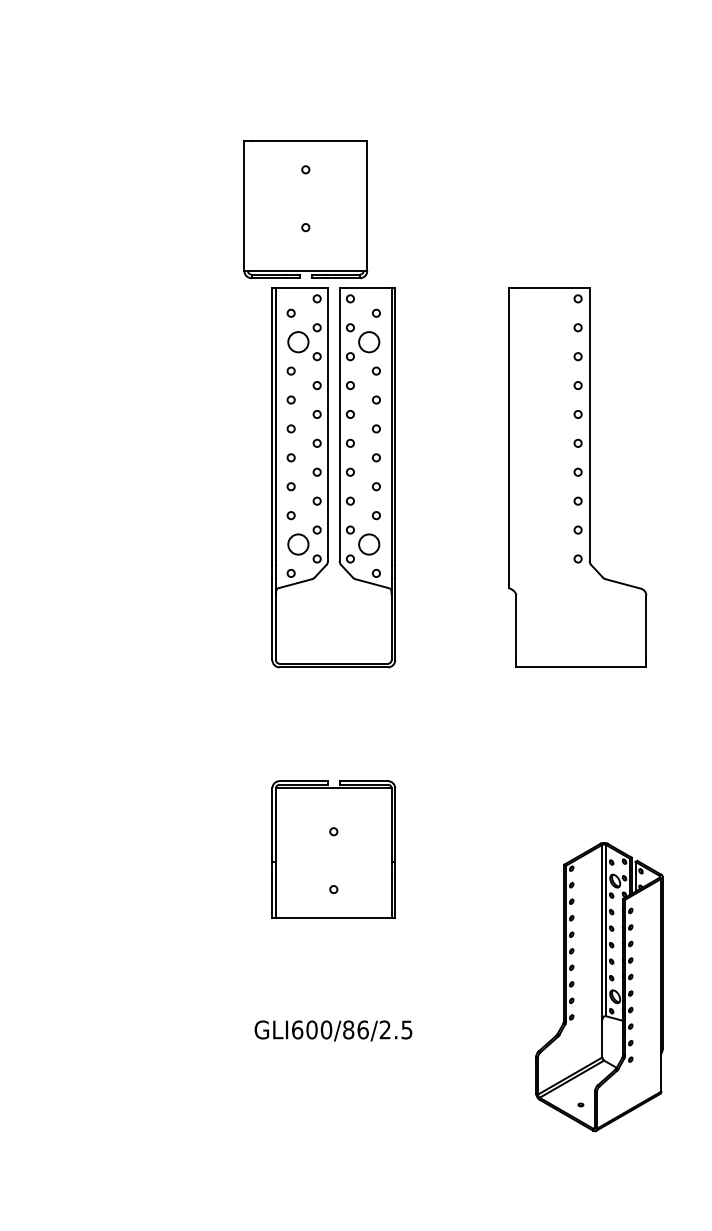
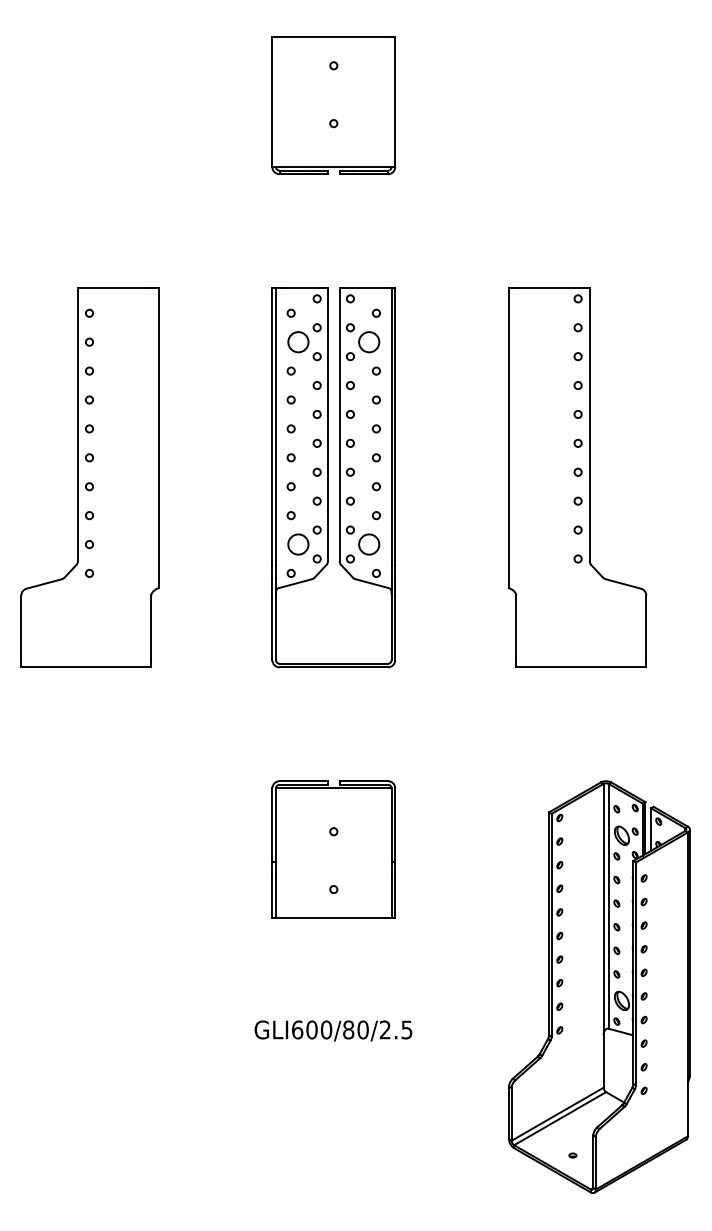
part position: (305, 209) -> (333, 105) (333, 105)
part: none -> present (89, 477)
part size: 129x291 px -> 183x414 px (599, 986)
text: GLI600/86/2.5 -> GLI600/80/2.5 (362, 1029)
